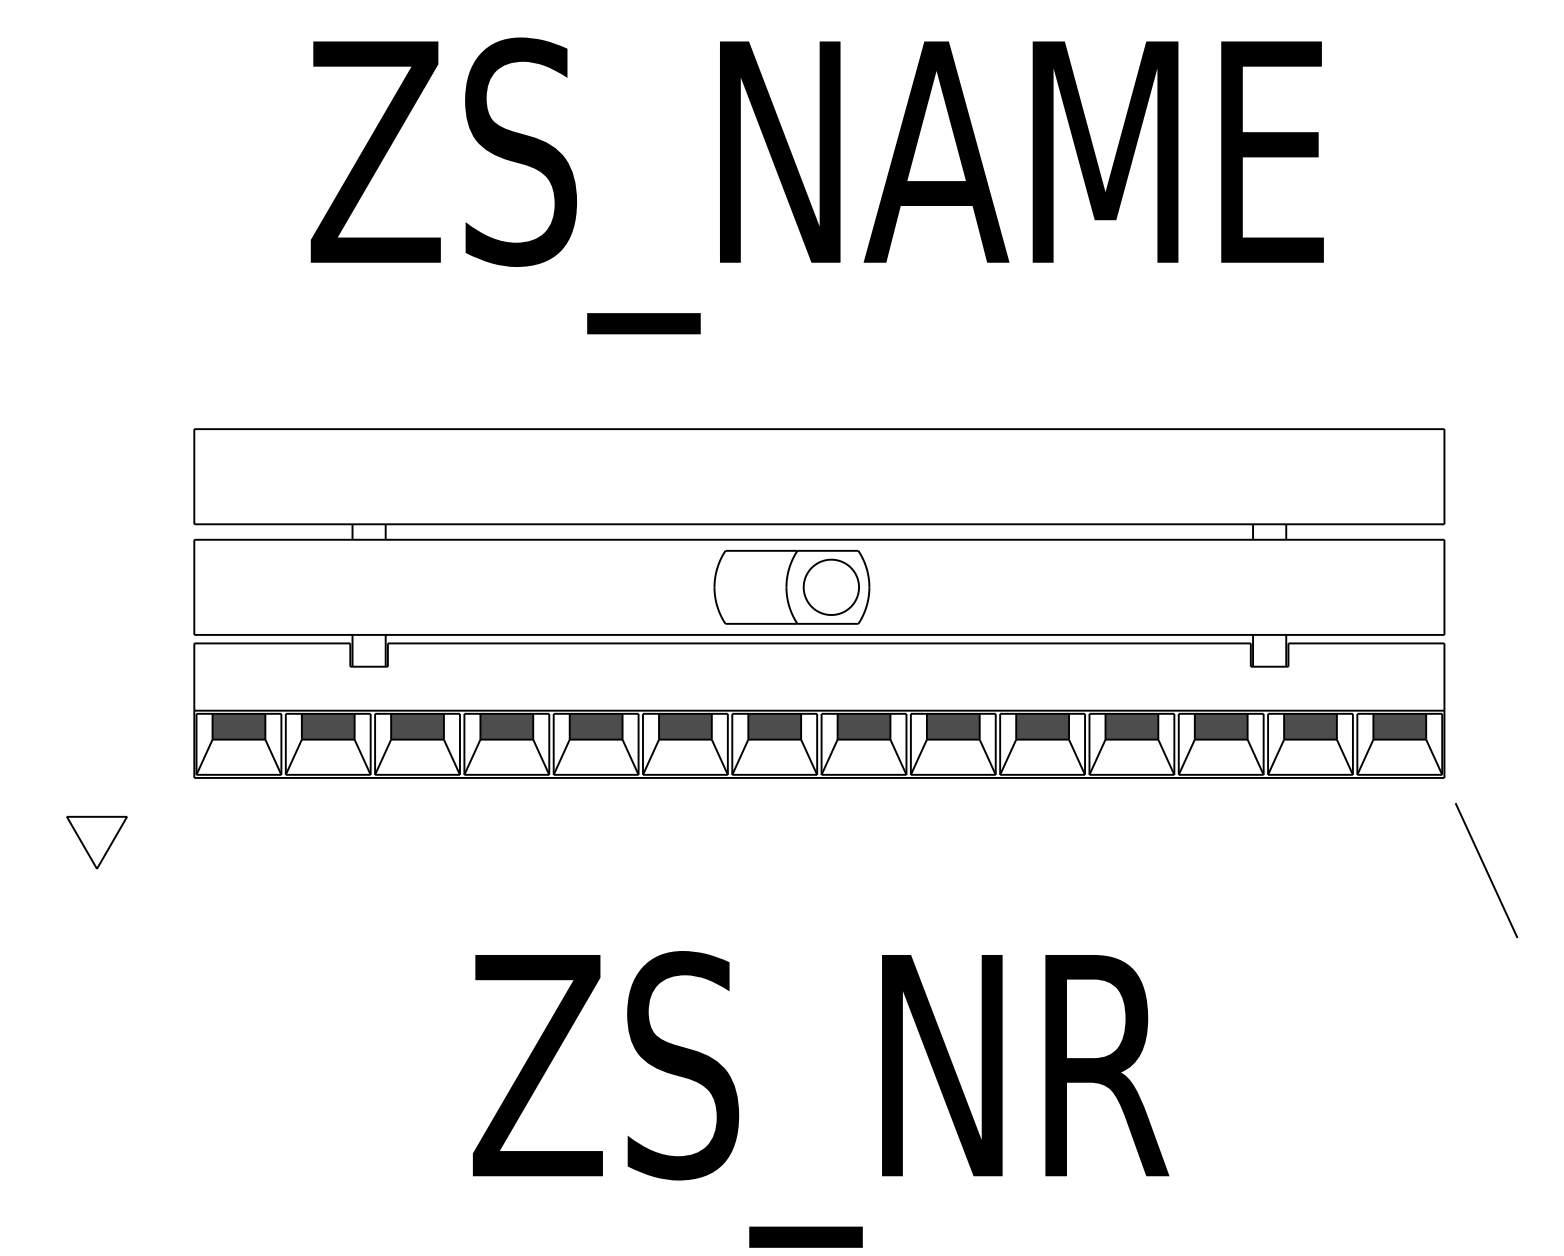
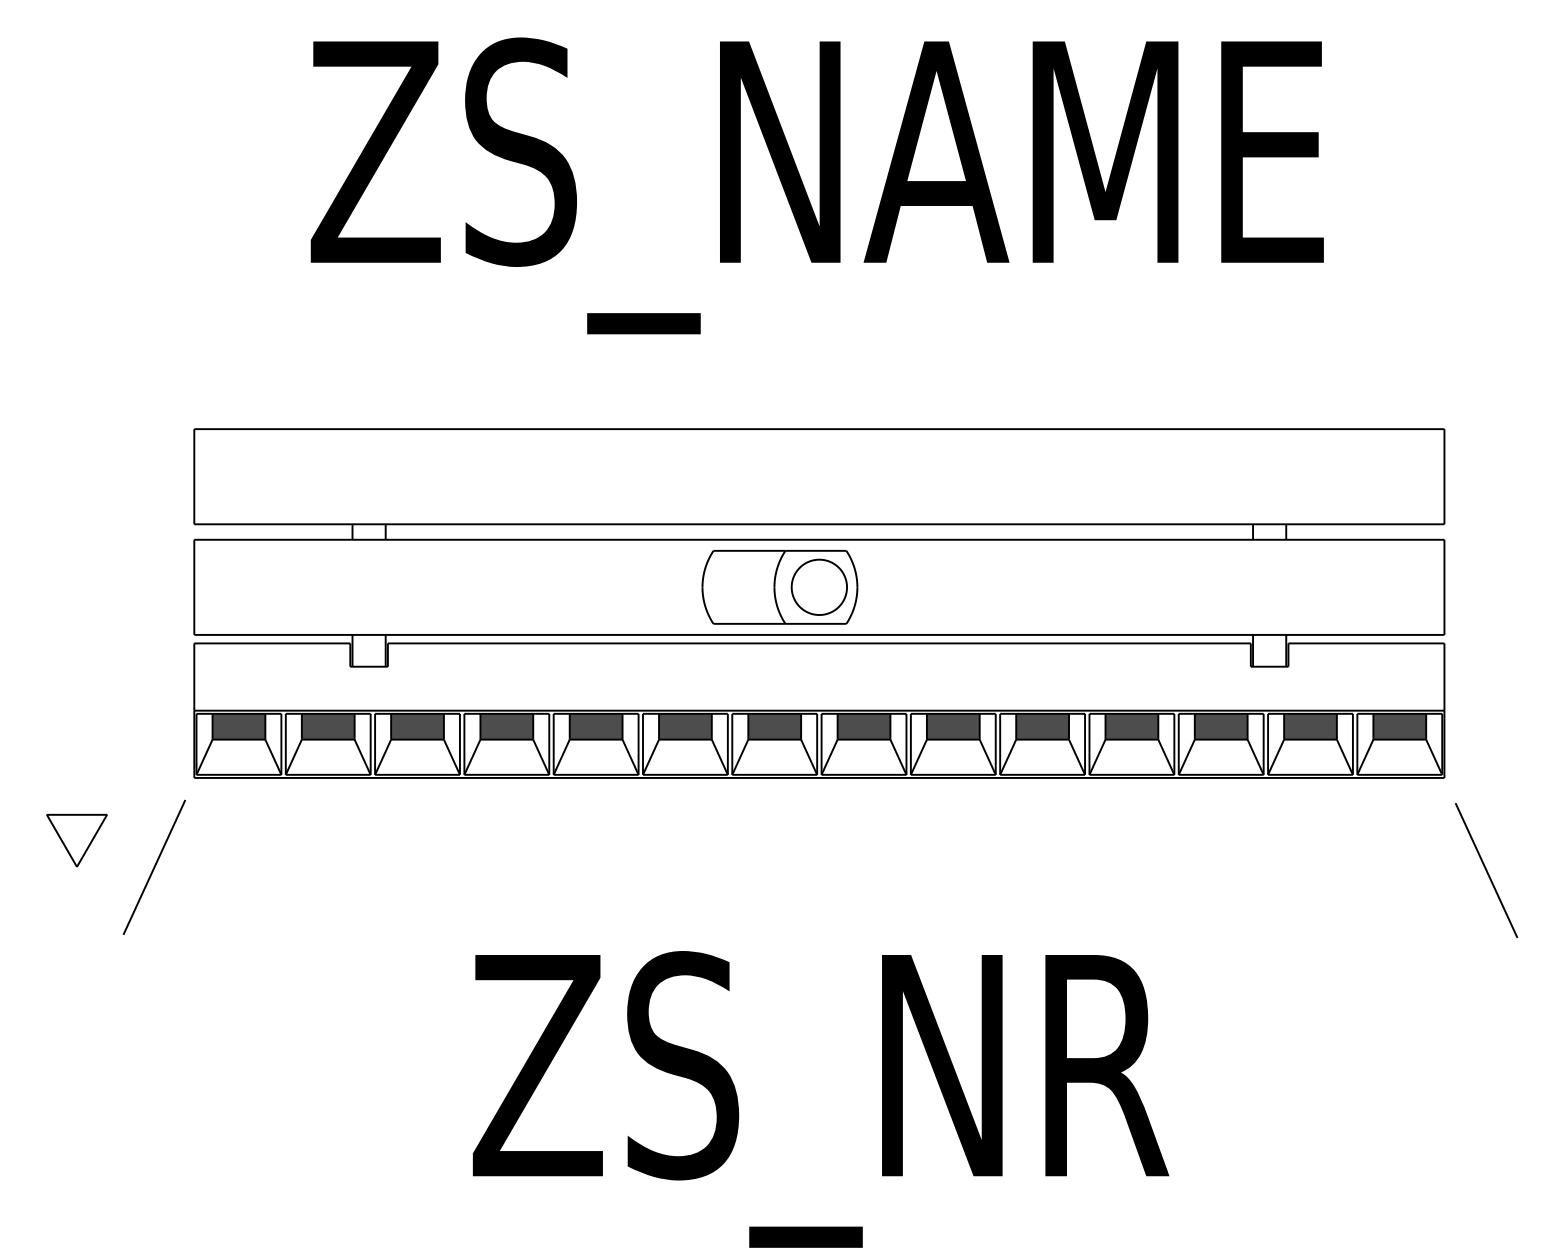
part position: (791, 587) -> (779, 587) (779, 587)
part position: (96, 842) -> (76, 840) (76, 840)
line: none -> present (153, 866)
